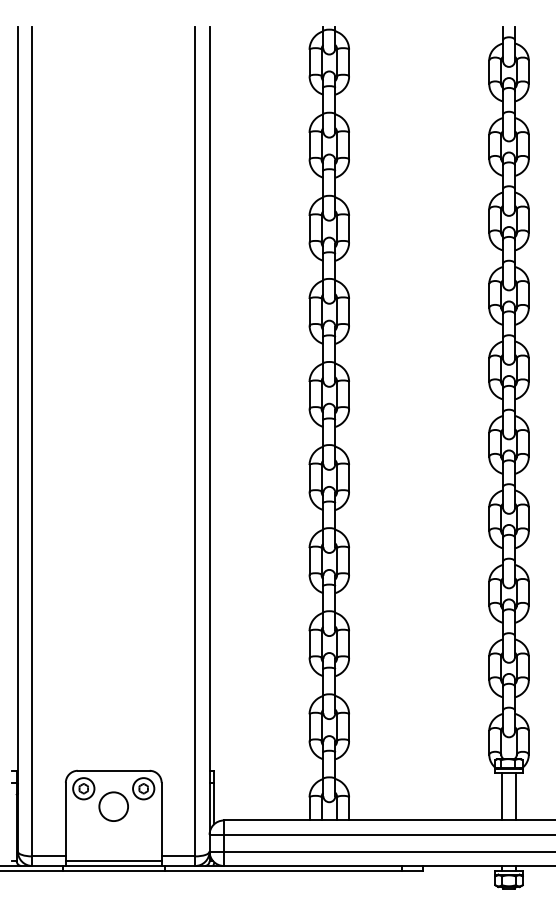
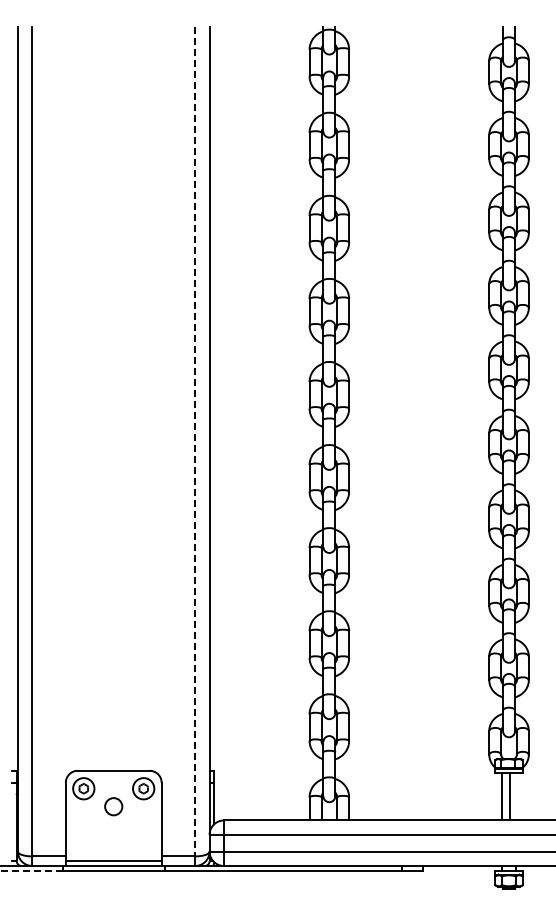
line: solid -> dashed (195, 442)
line position: (516, 796) -> (510, 796) (510, 796)
circle diameter: 29 px -> 17 px (113, 806)
line: solid -> dashed (31, 870)
